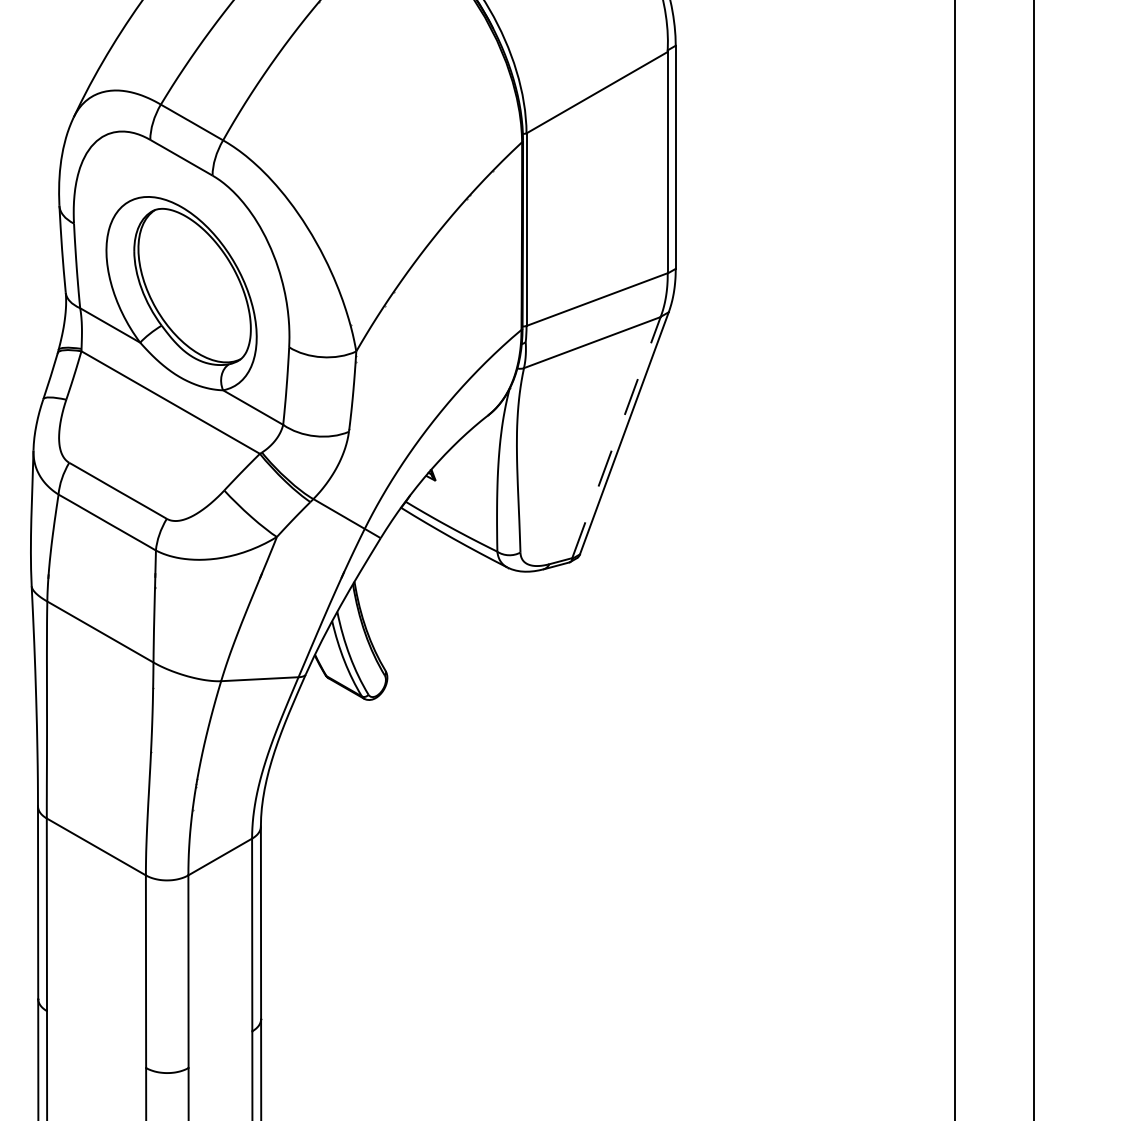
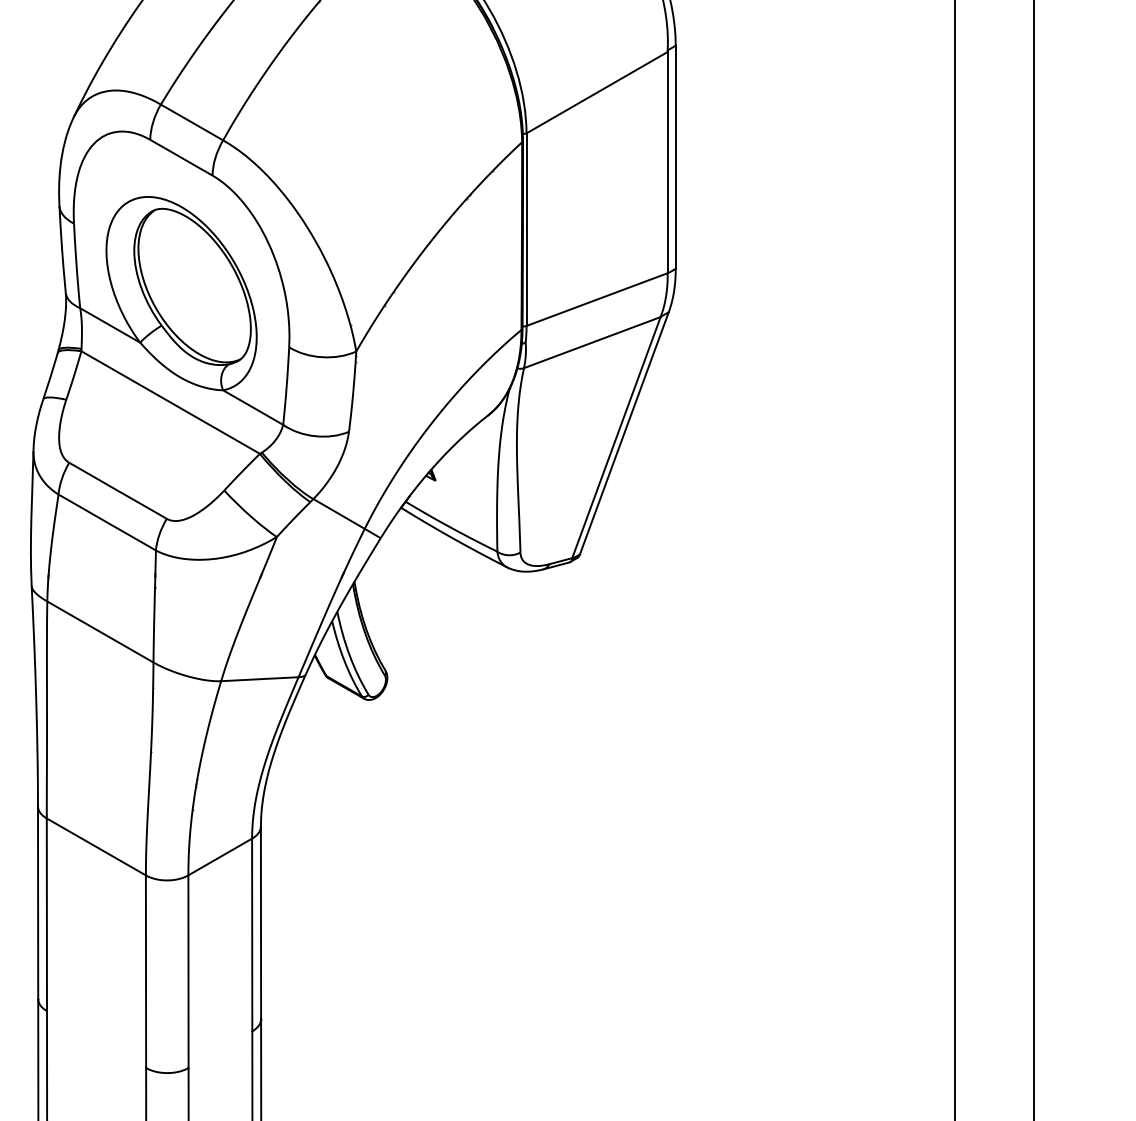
line: dashed -> solid (616, 437)
